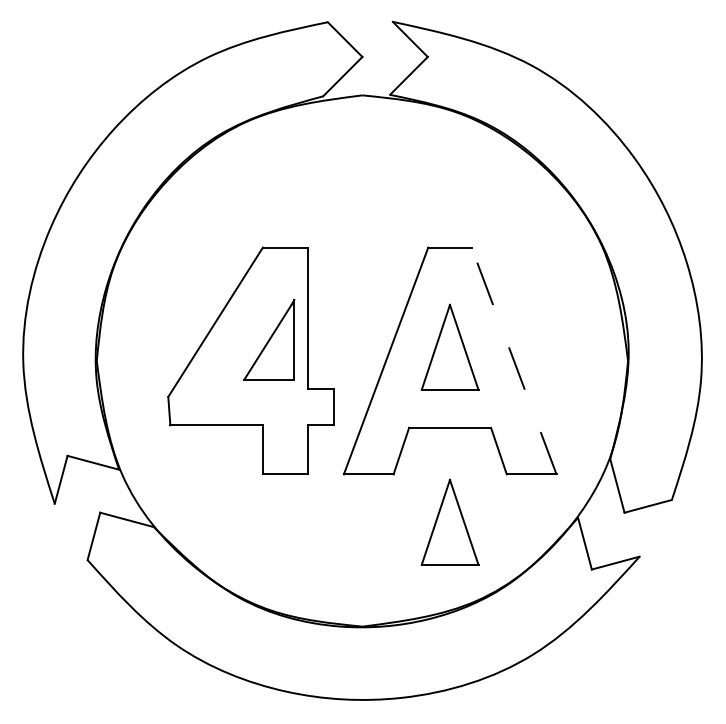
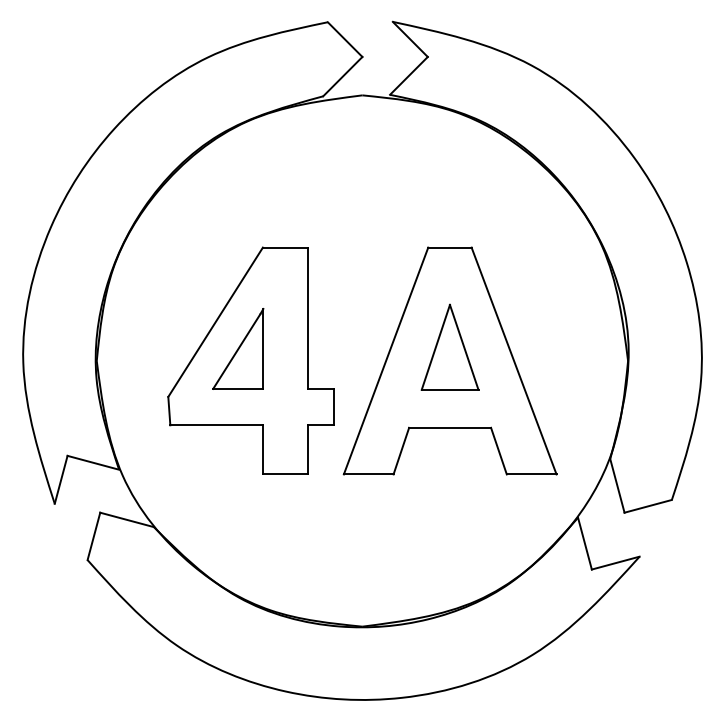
part position: (269, 339) -> (238, 348) (238, 348)
line: dashed -> solid (513, 360)
part: present -> none (449, 521)
